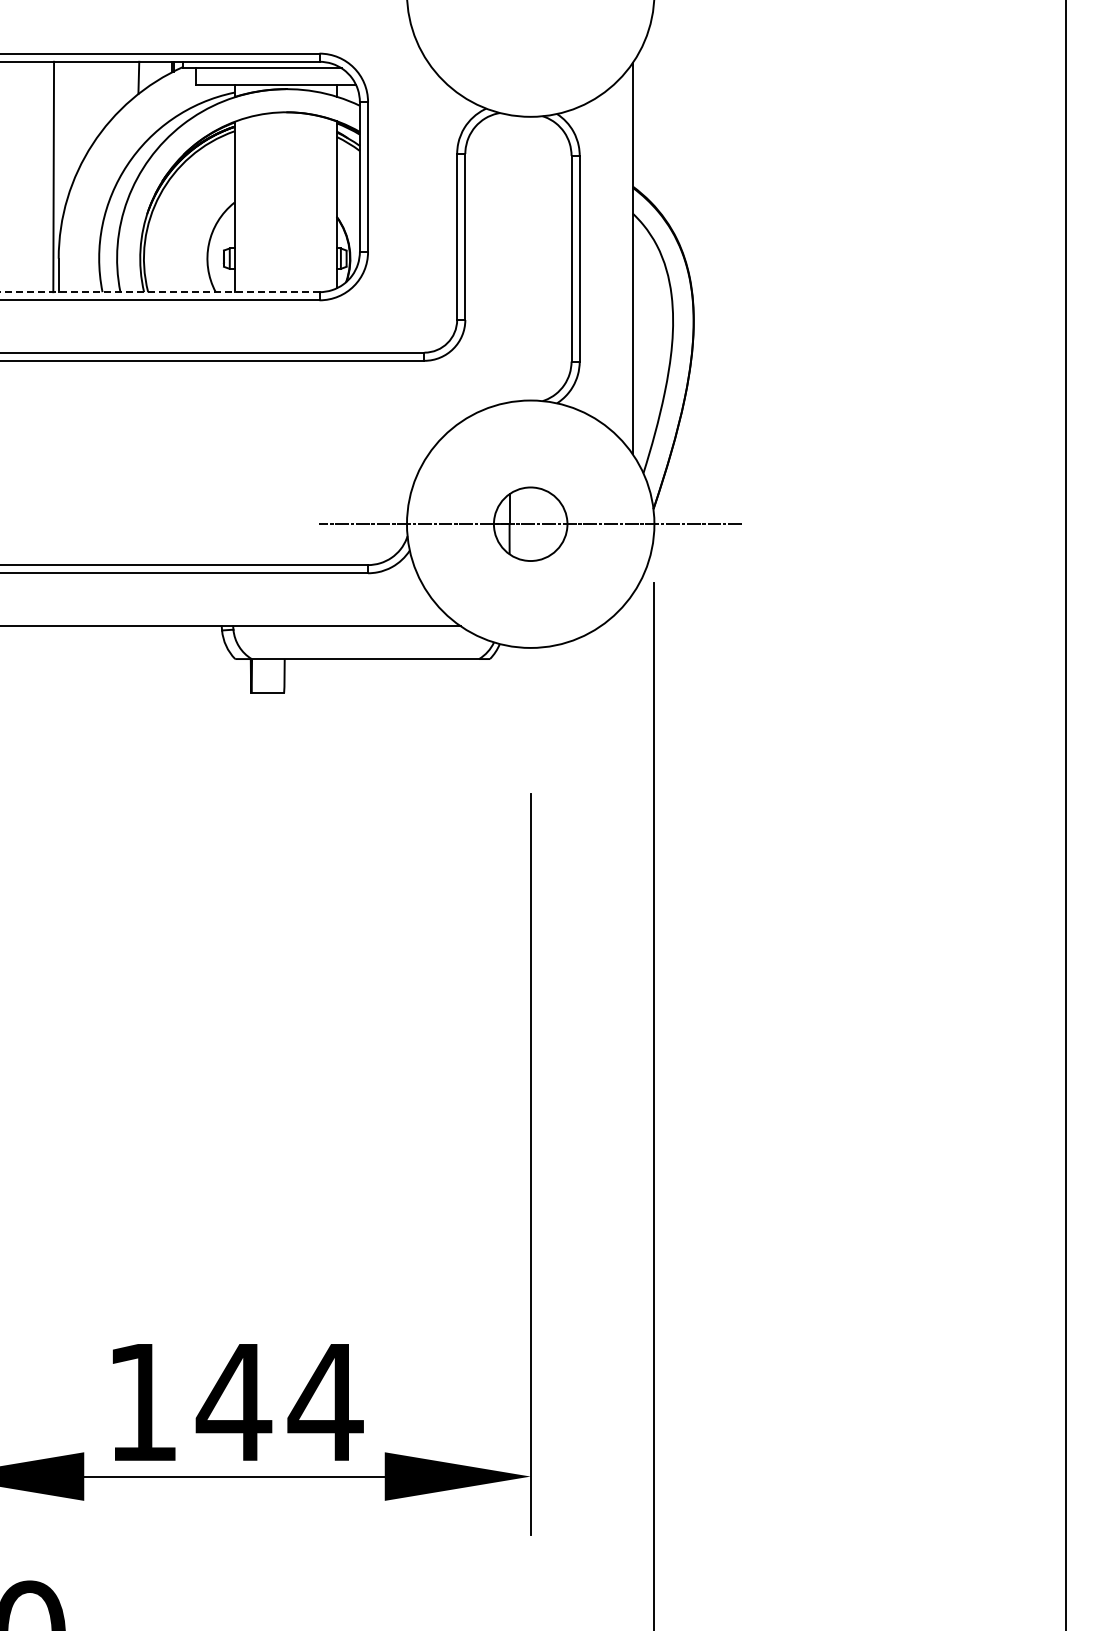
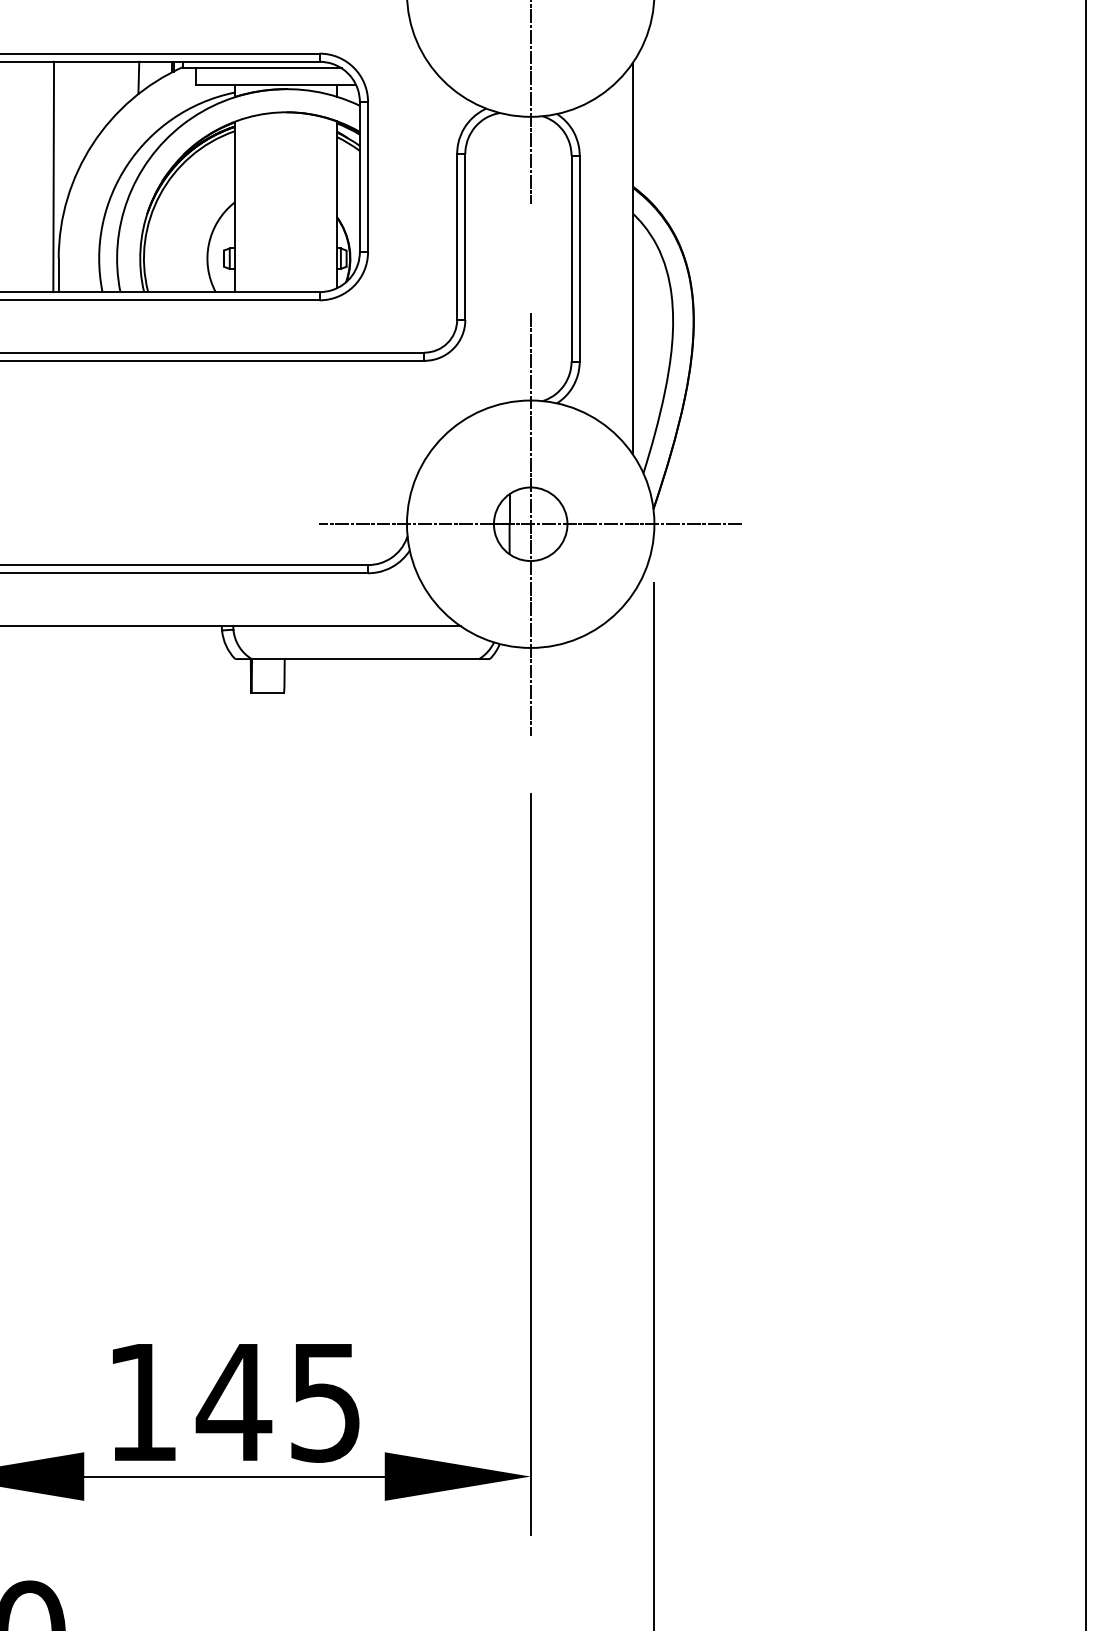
line: none -> present (530, 103)
line: dashed -> solid (159, 292)
line: none -> present (530, 523)
line position: (1066, 814) -> (1086, 814) (1086, 814)
text: 144 -> 145 (325, 1403)
